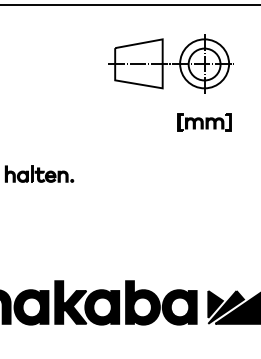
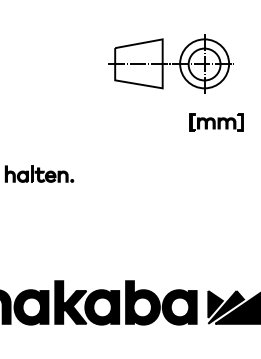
line: present -> none (129, 5)
part position: (204, 122) -> (216, 122) (216, 122)
